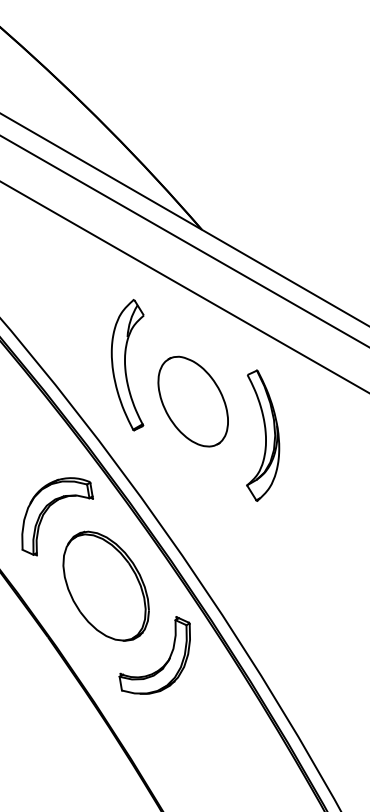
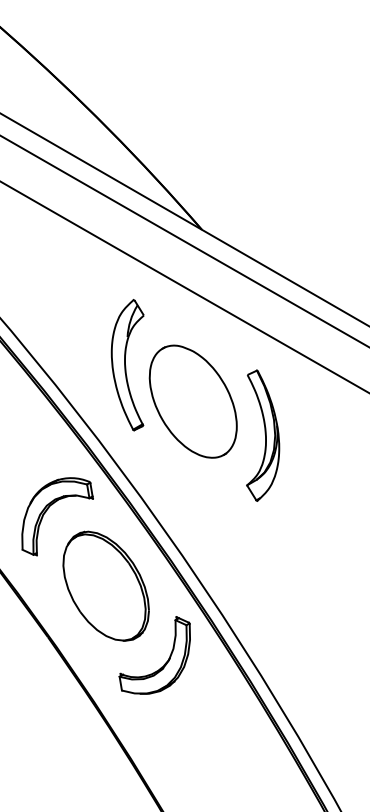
part size: 72x93 px -> 90x115 px (192, 401)
